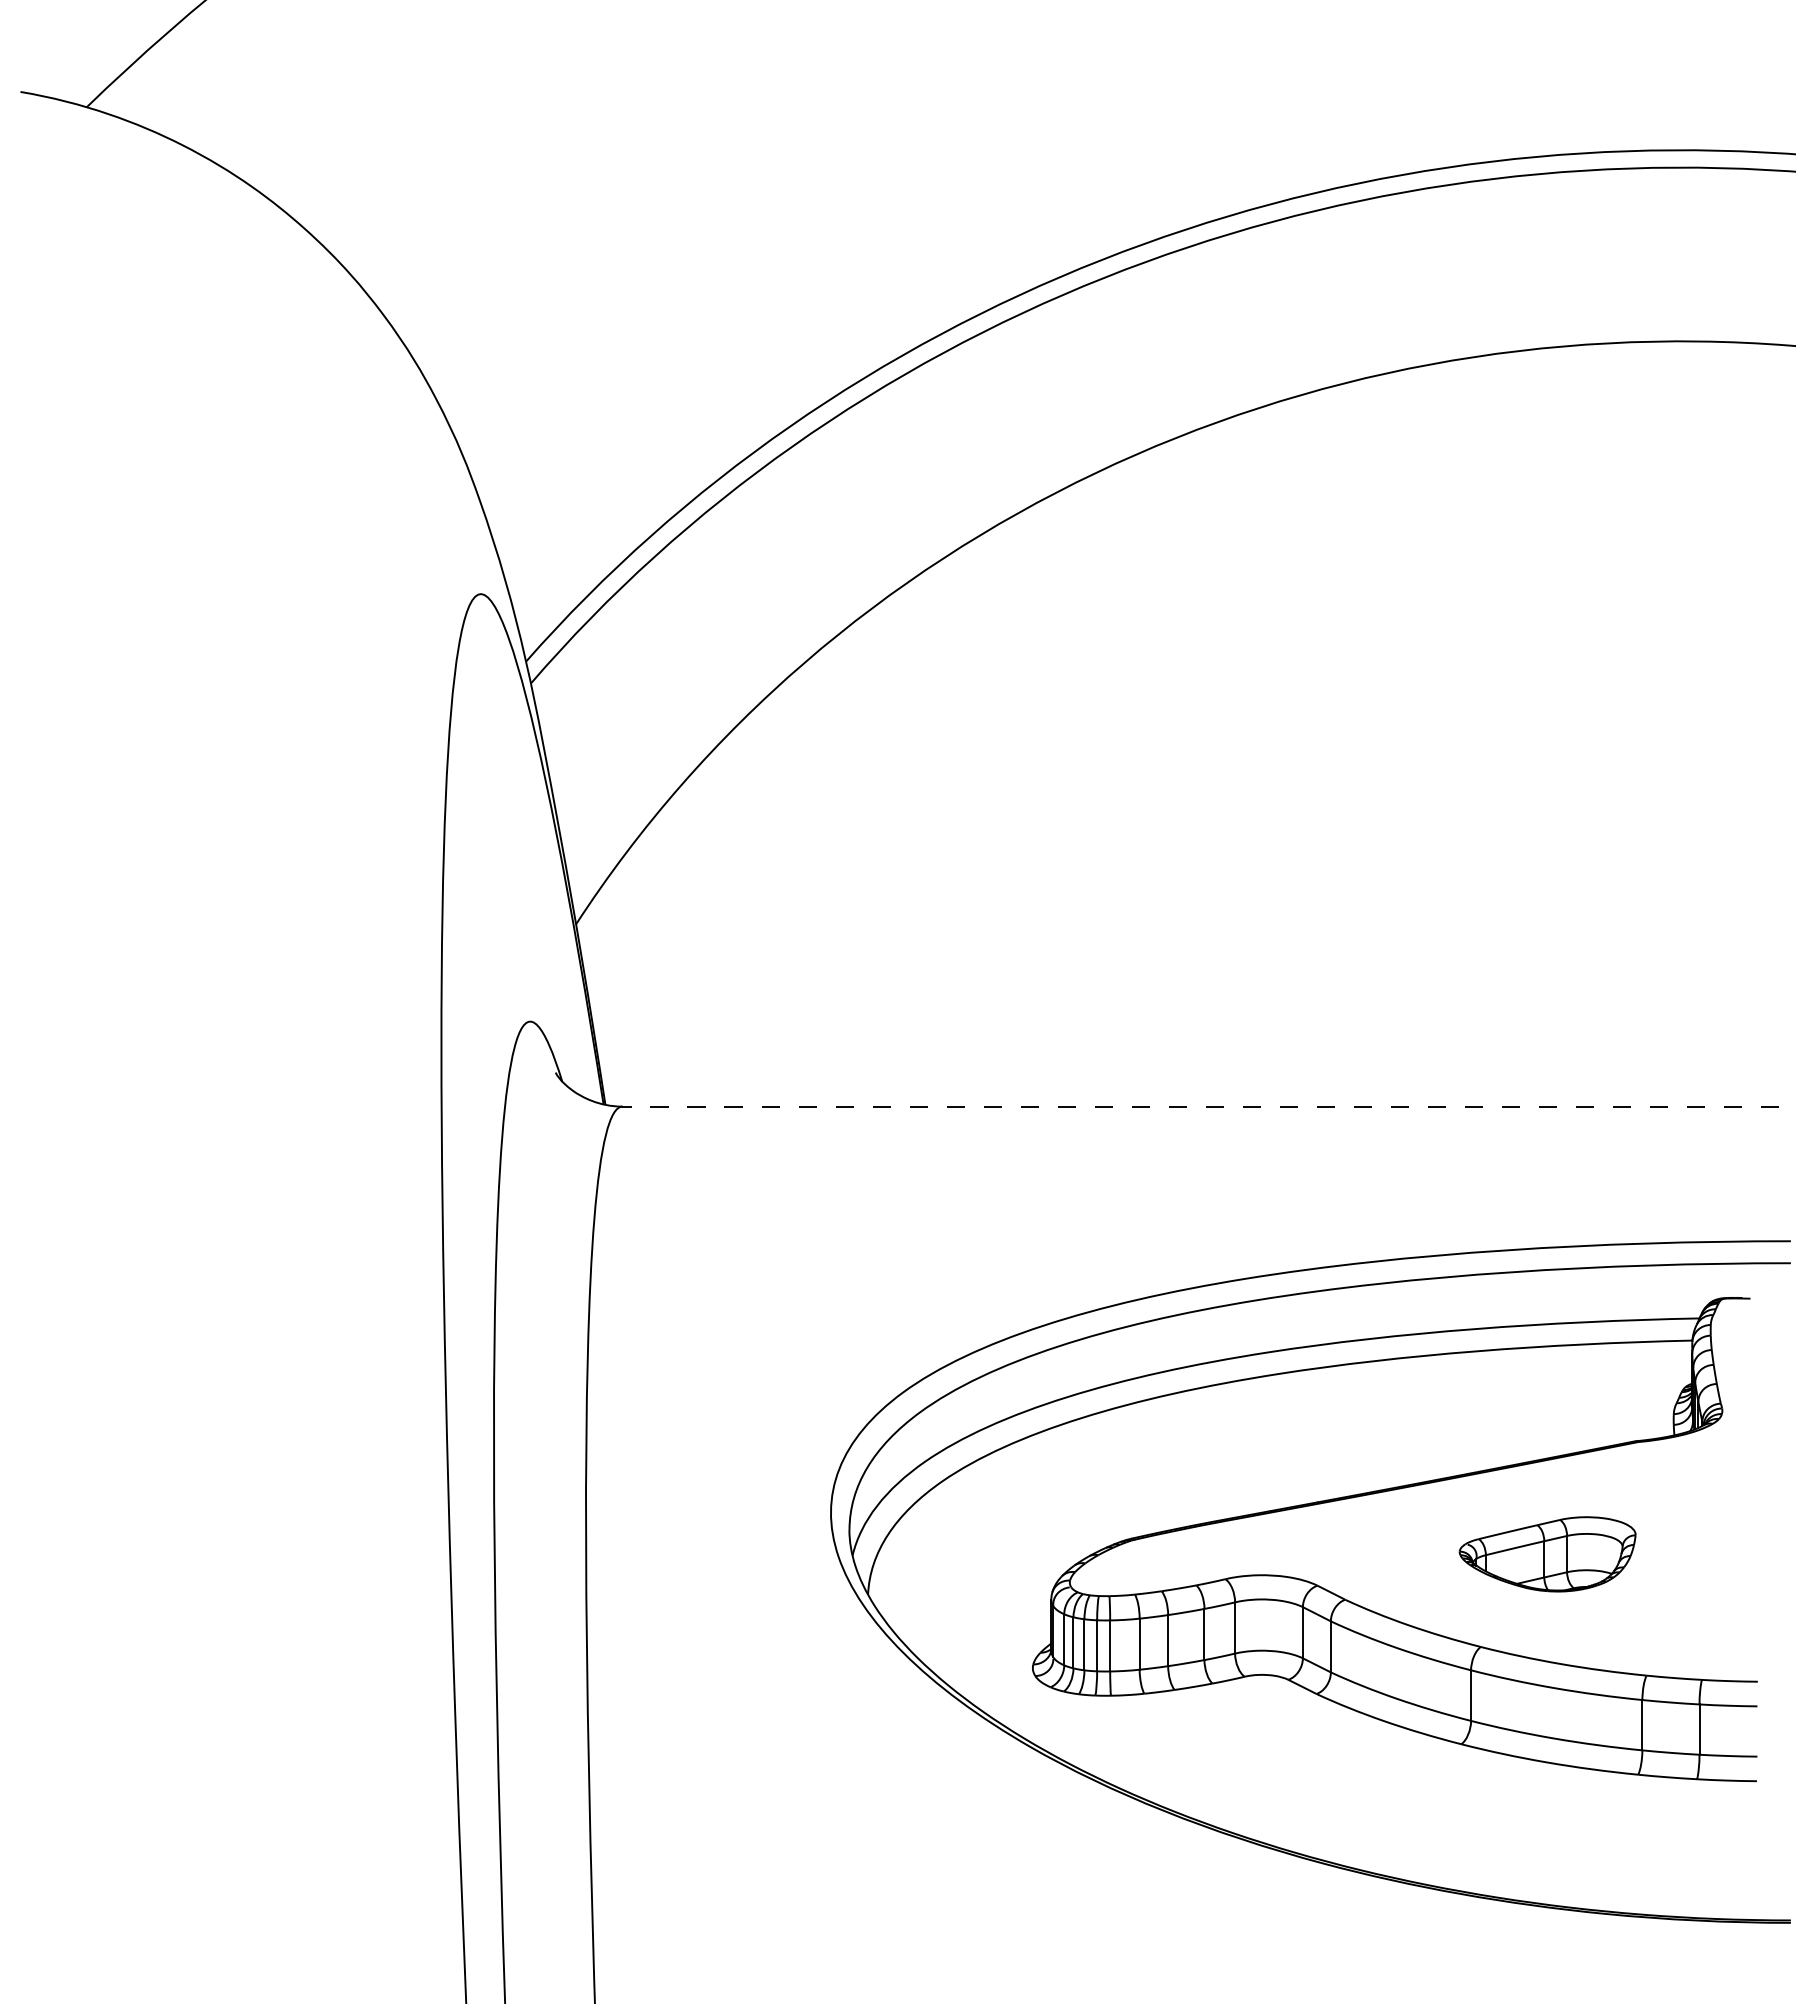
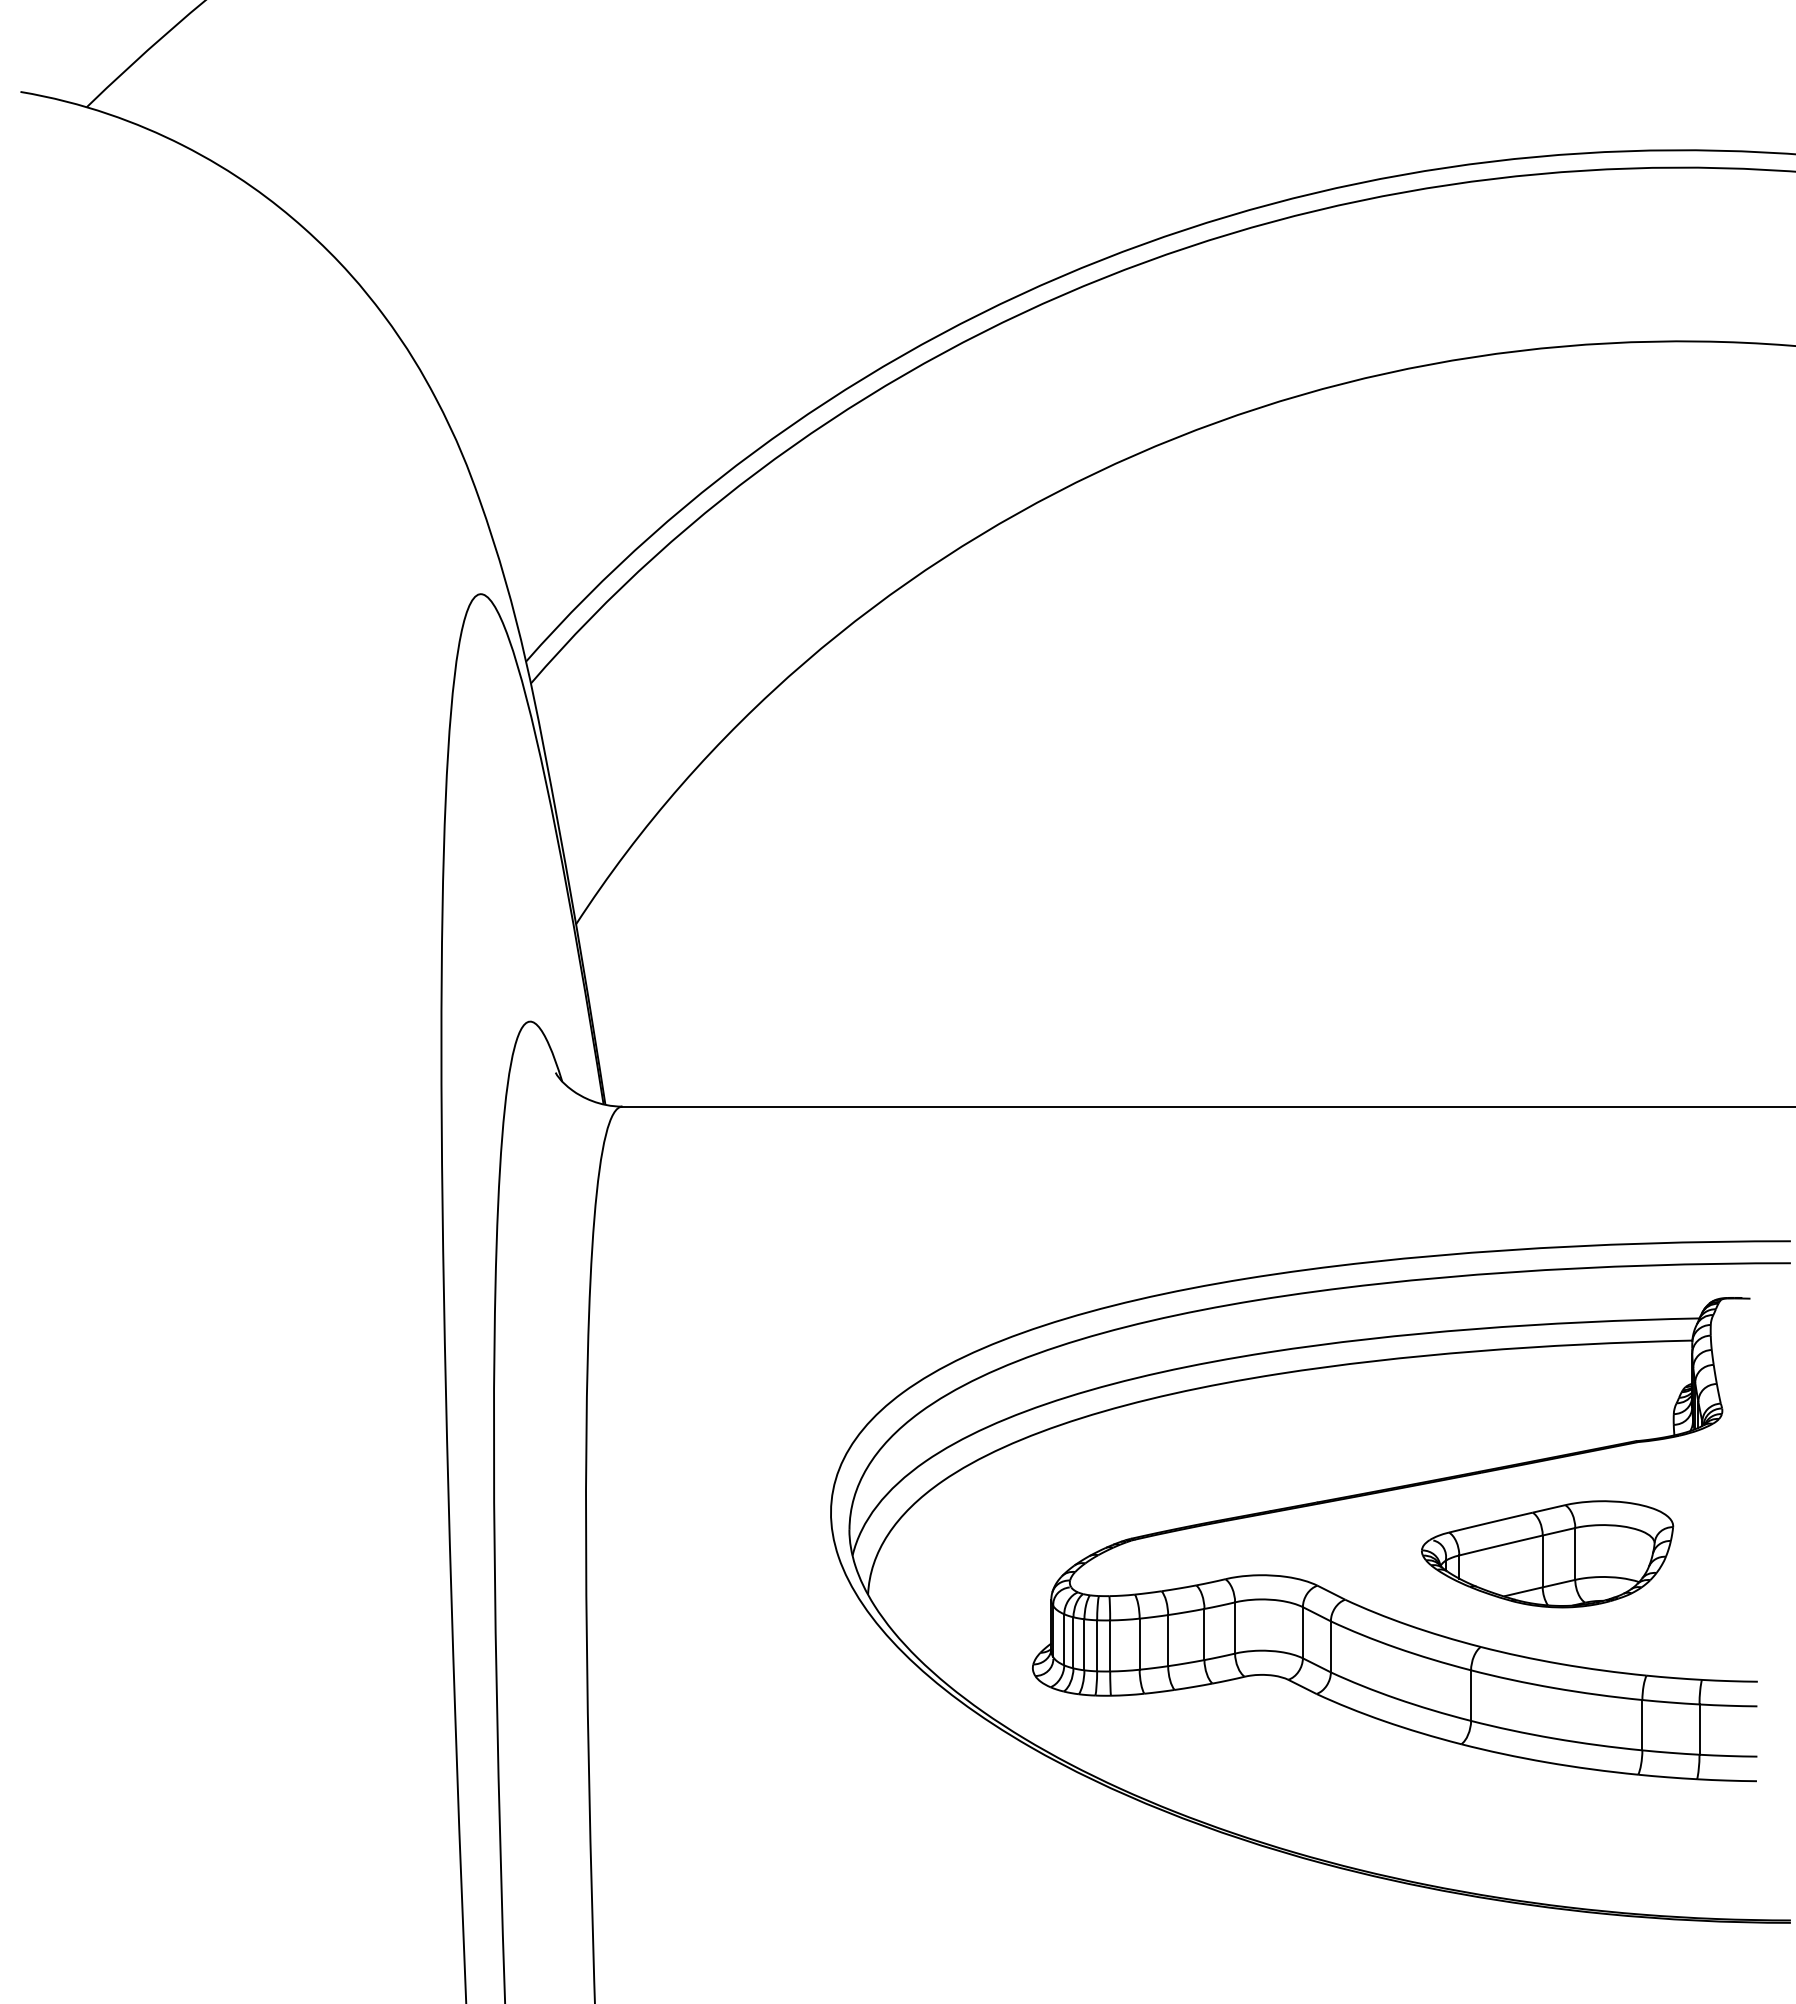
line: dashed -> solid (1208, 1106)
part size: 179x77 px -> 254x109 px (1547, 1554)
